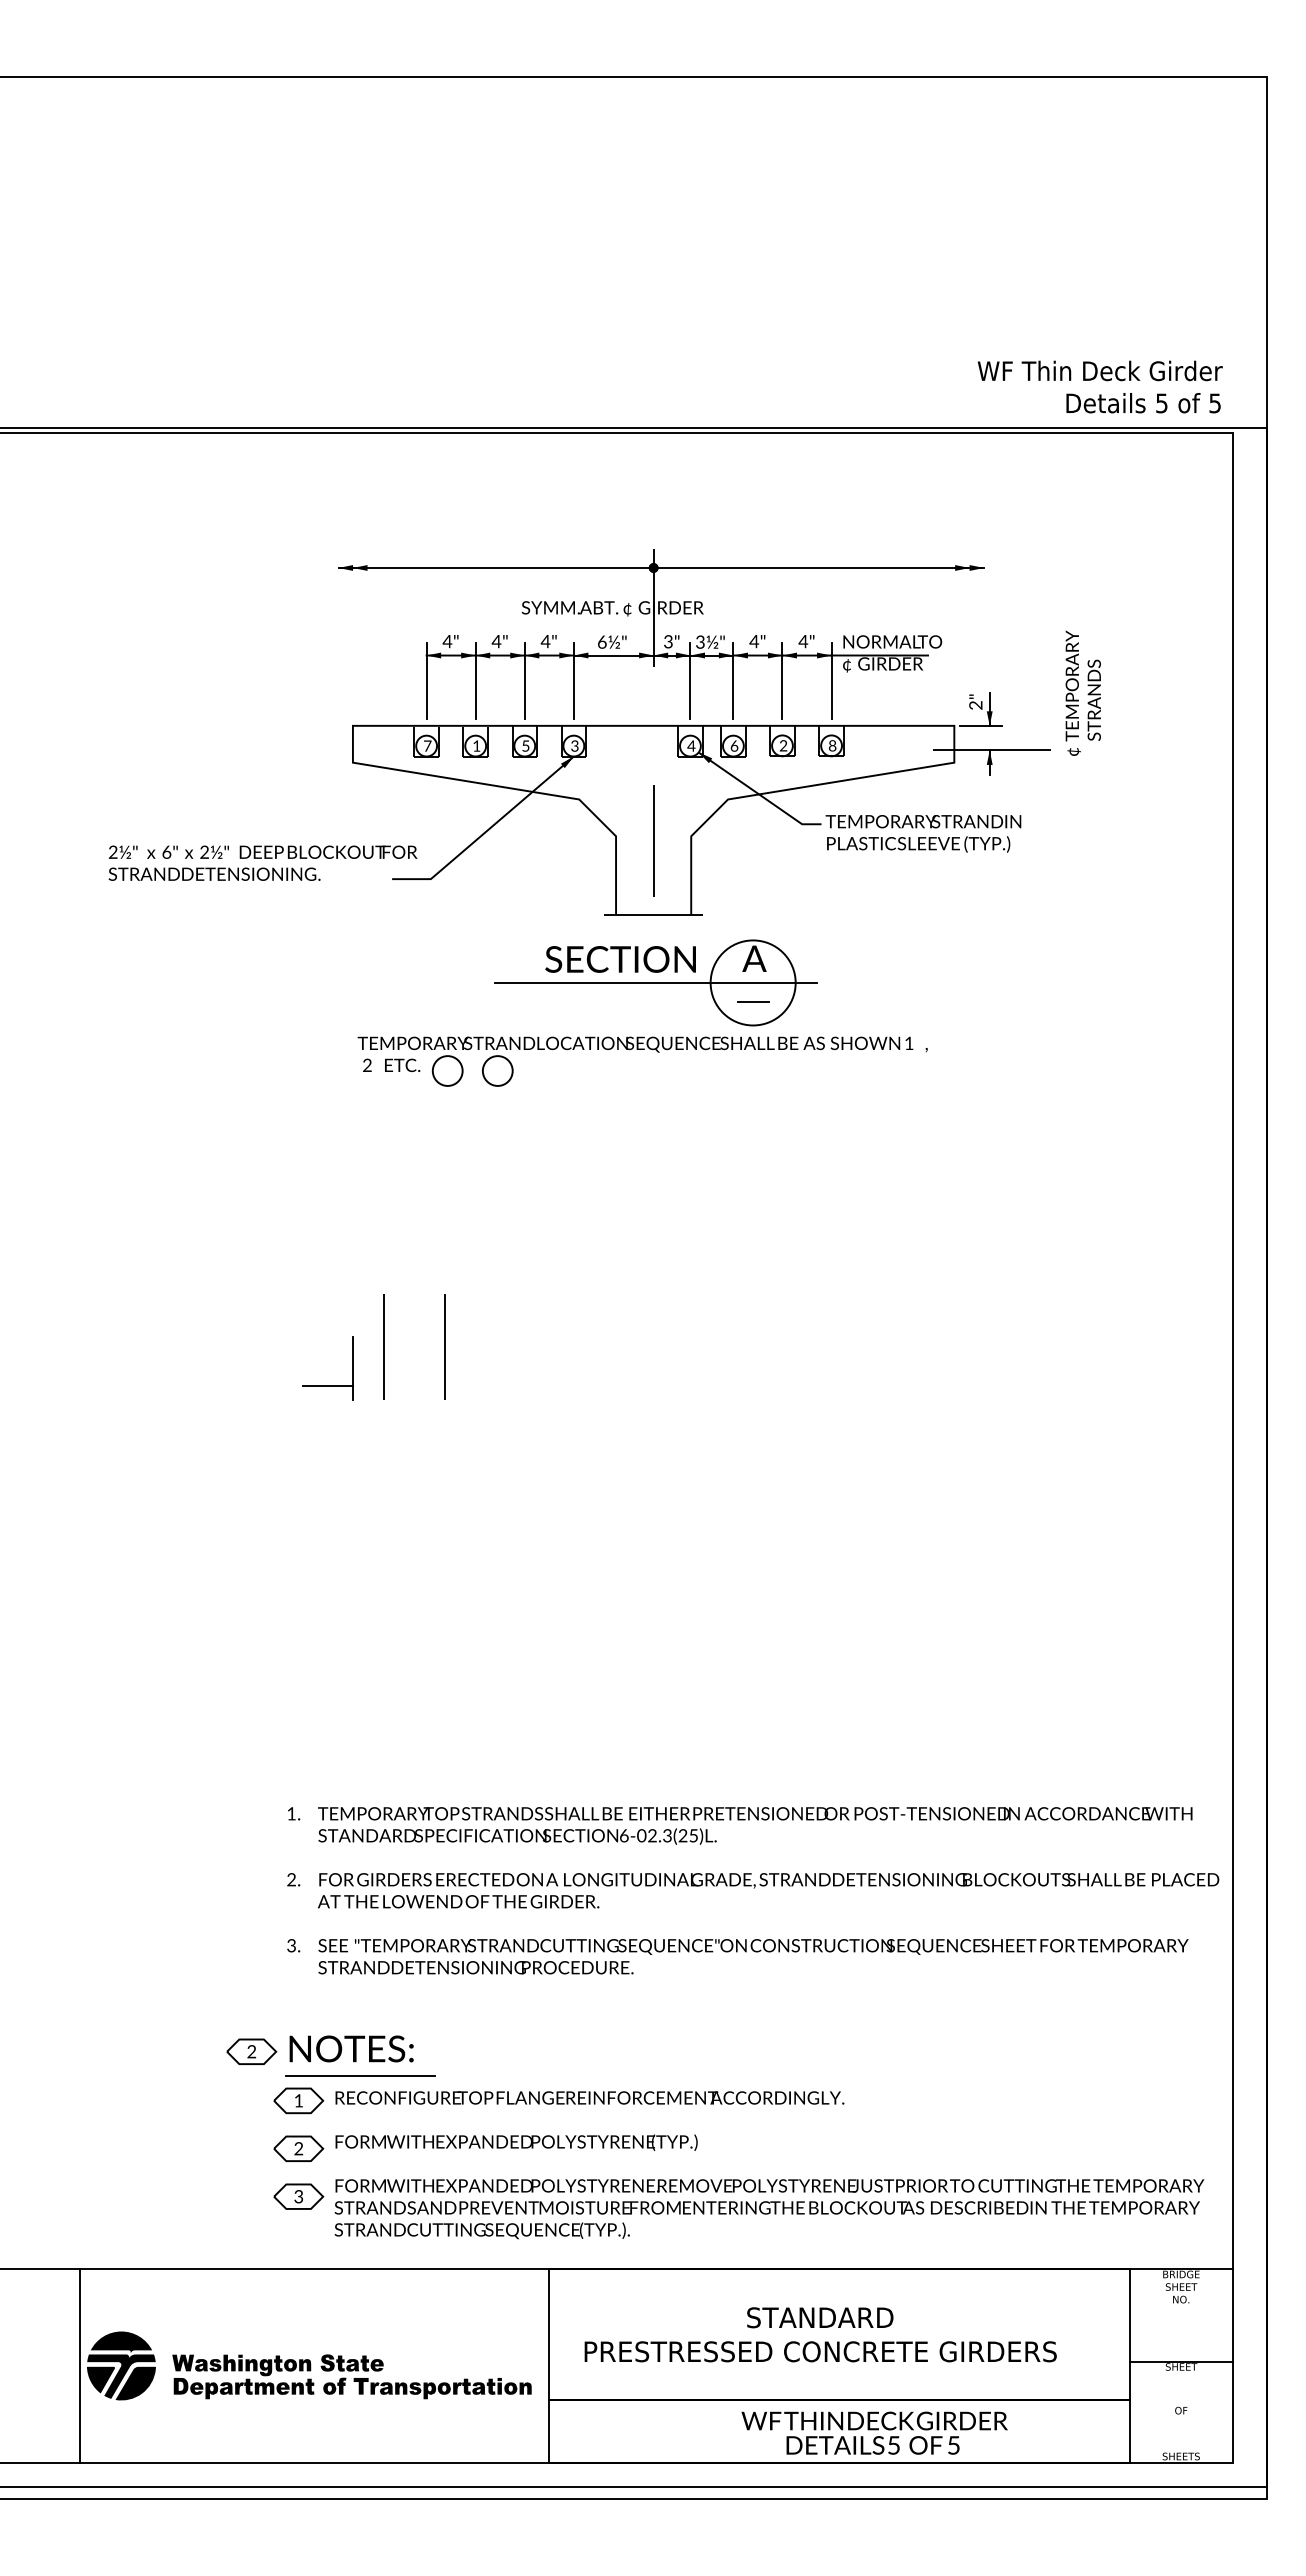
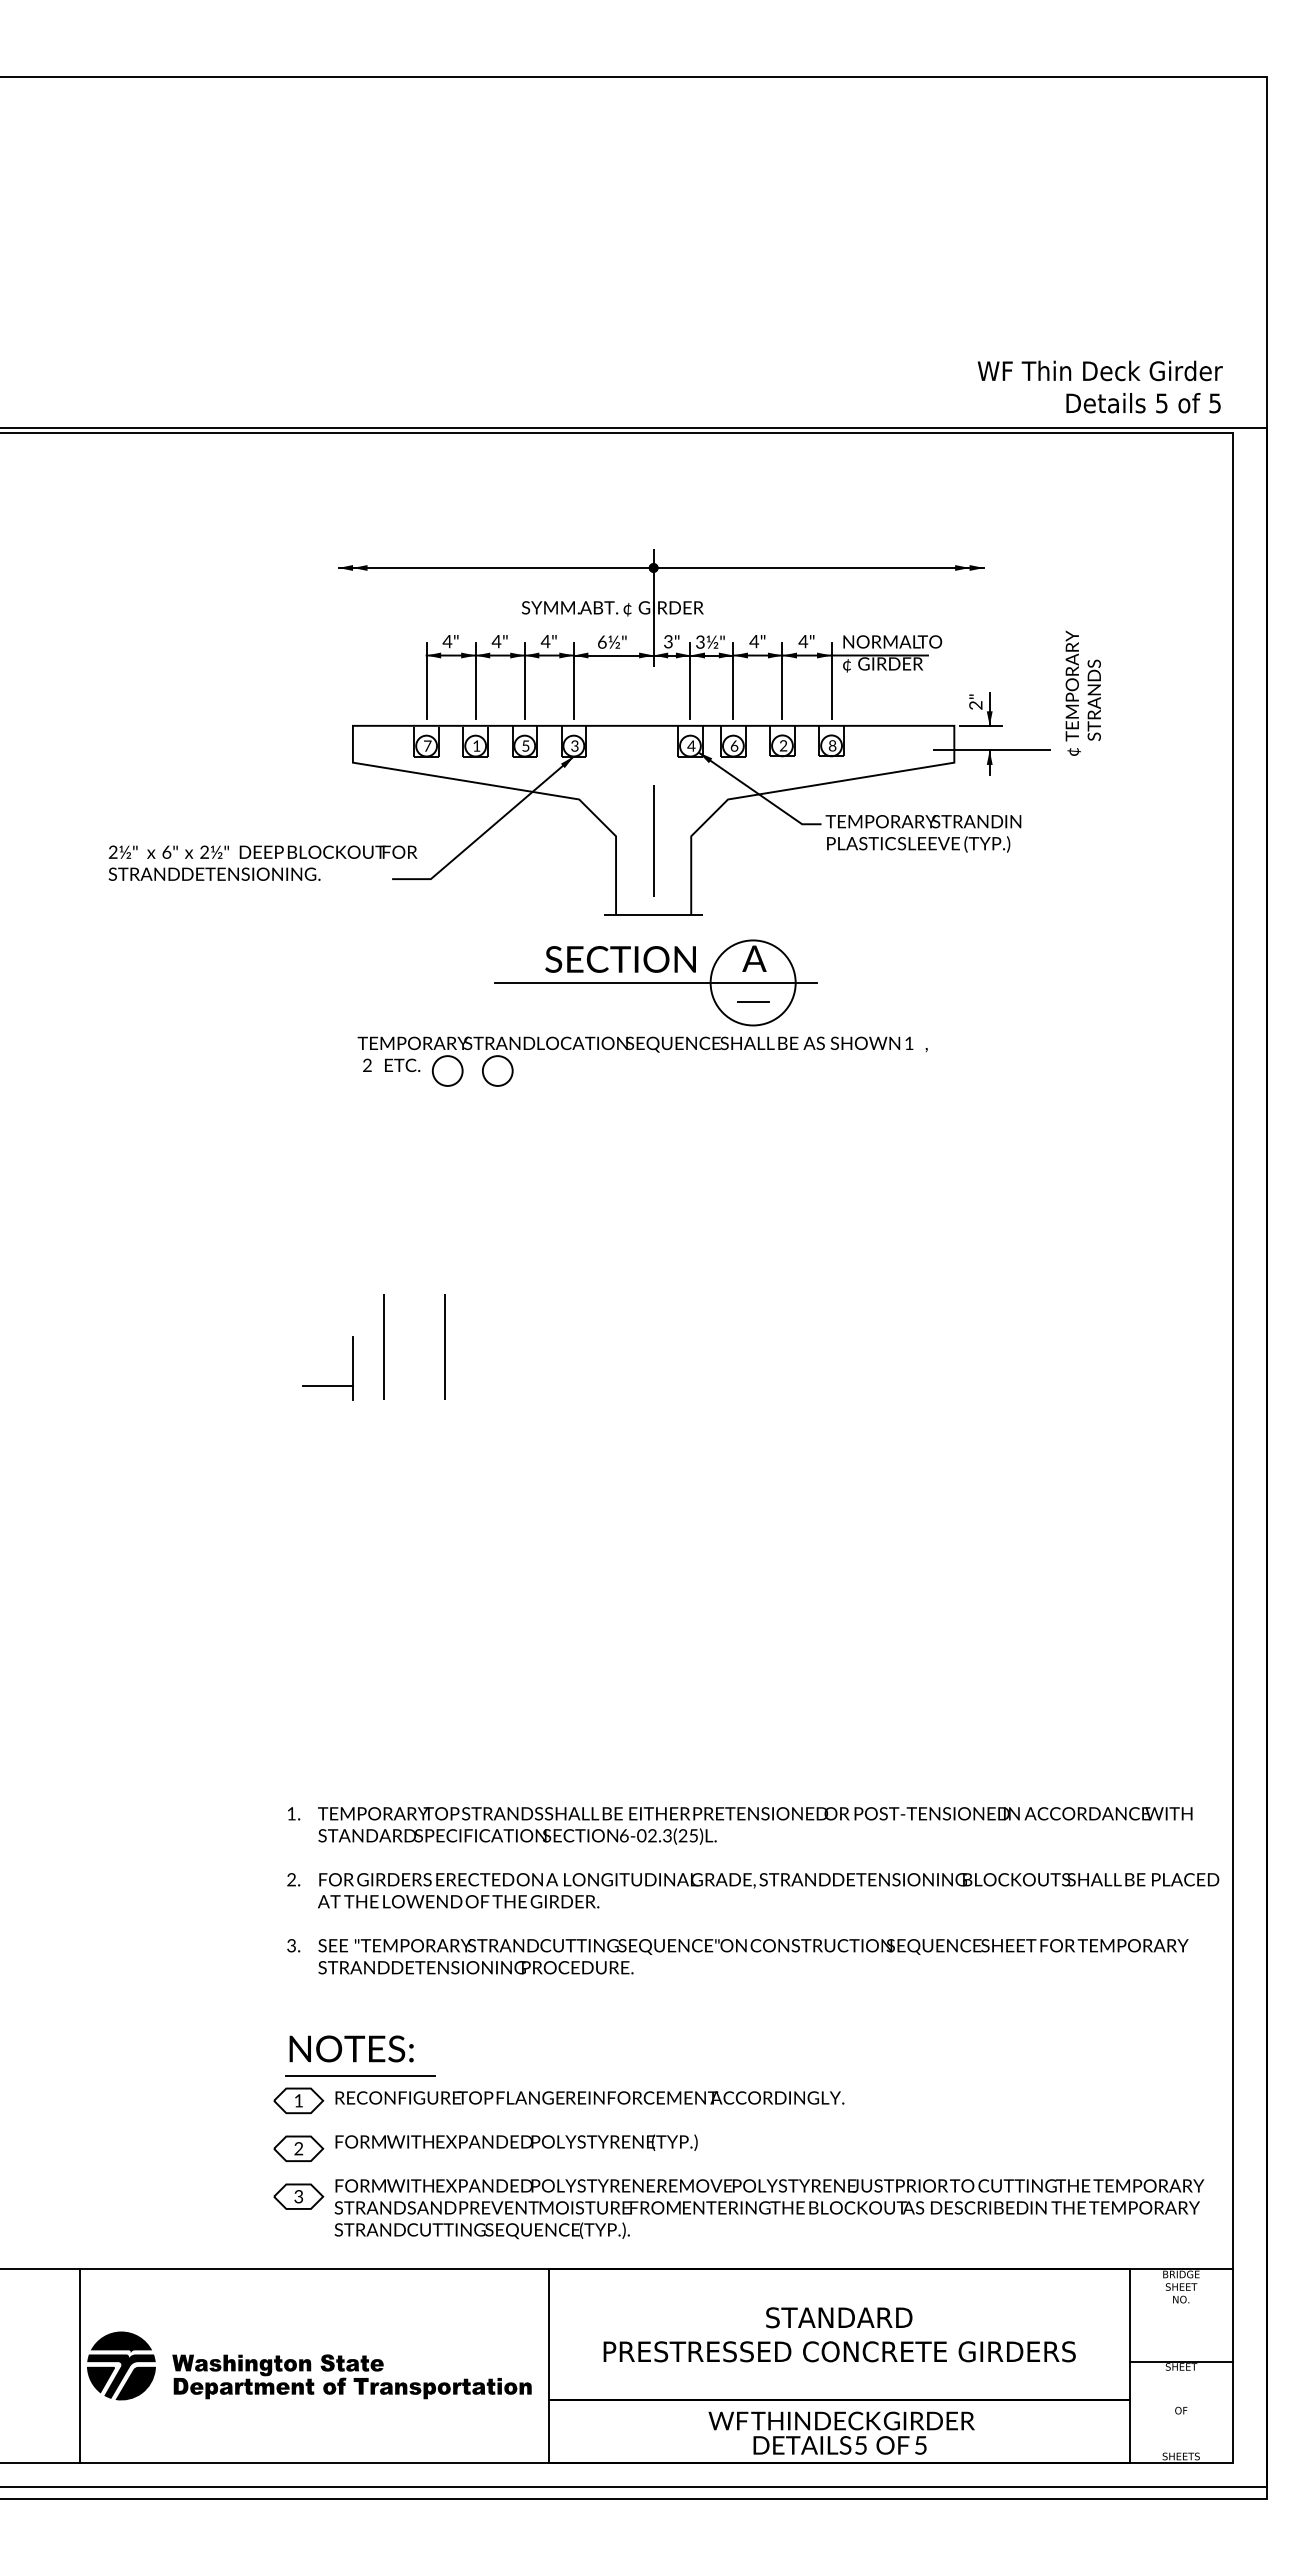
part: present -> none (251, 2051)
text position: (820, 2334) -> (839, 2334) (839, 2334)
text position: (874, 2432) -> (841, 2432) (841, 2432)
